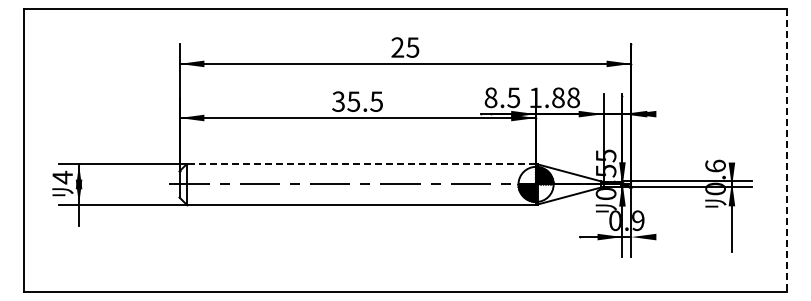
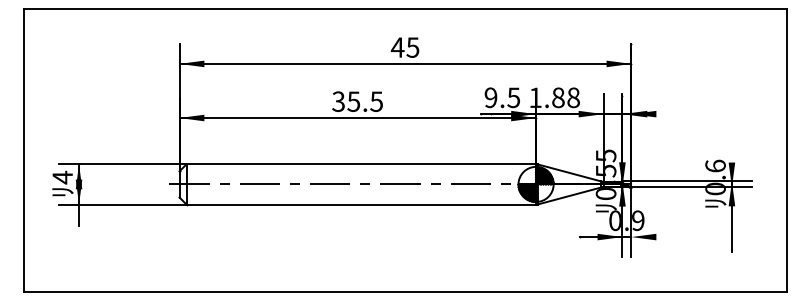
text: 25 -> 45 (397, 47)
text: 8.5 -> 9.5 (490, 97)
line: dashed -> solid (786, 150)
line: dashed -> solid (361, 164)
